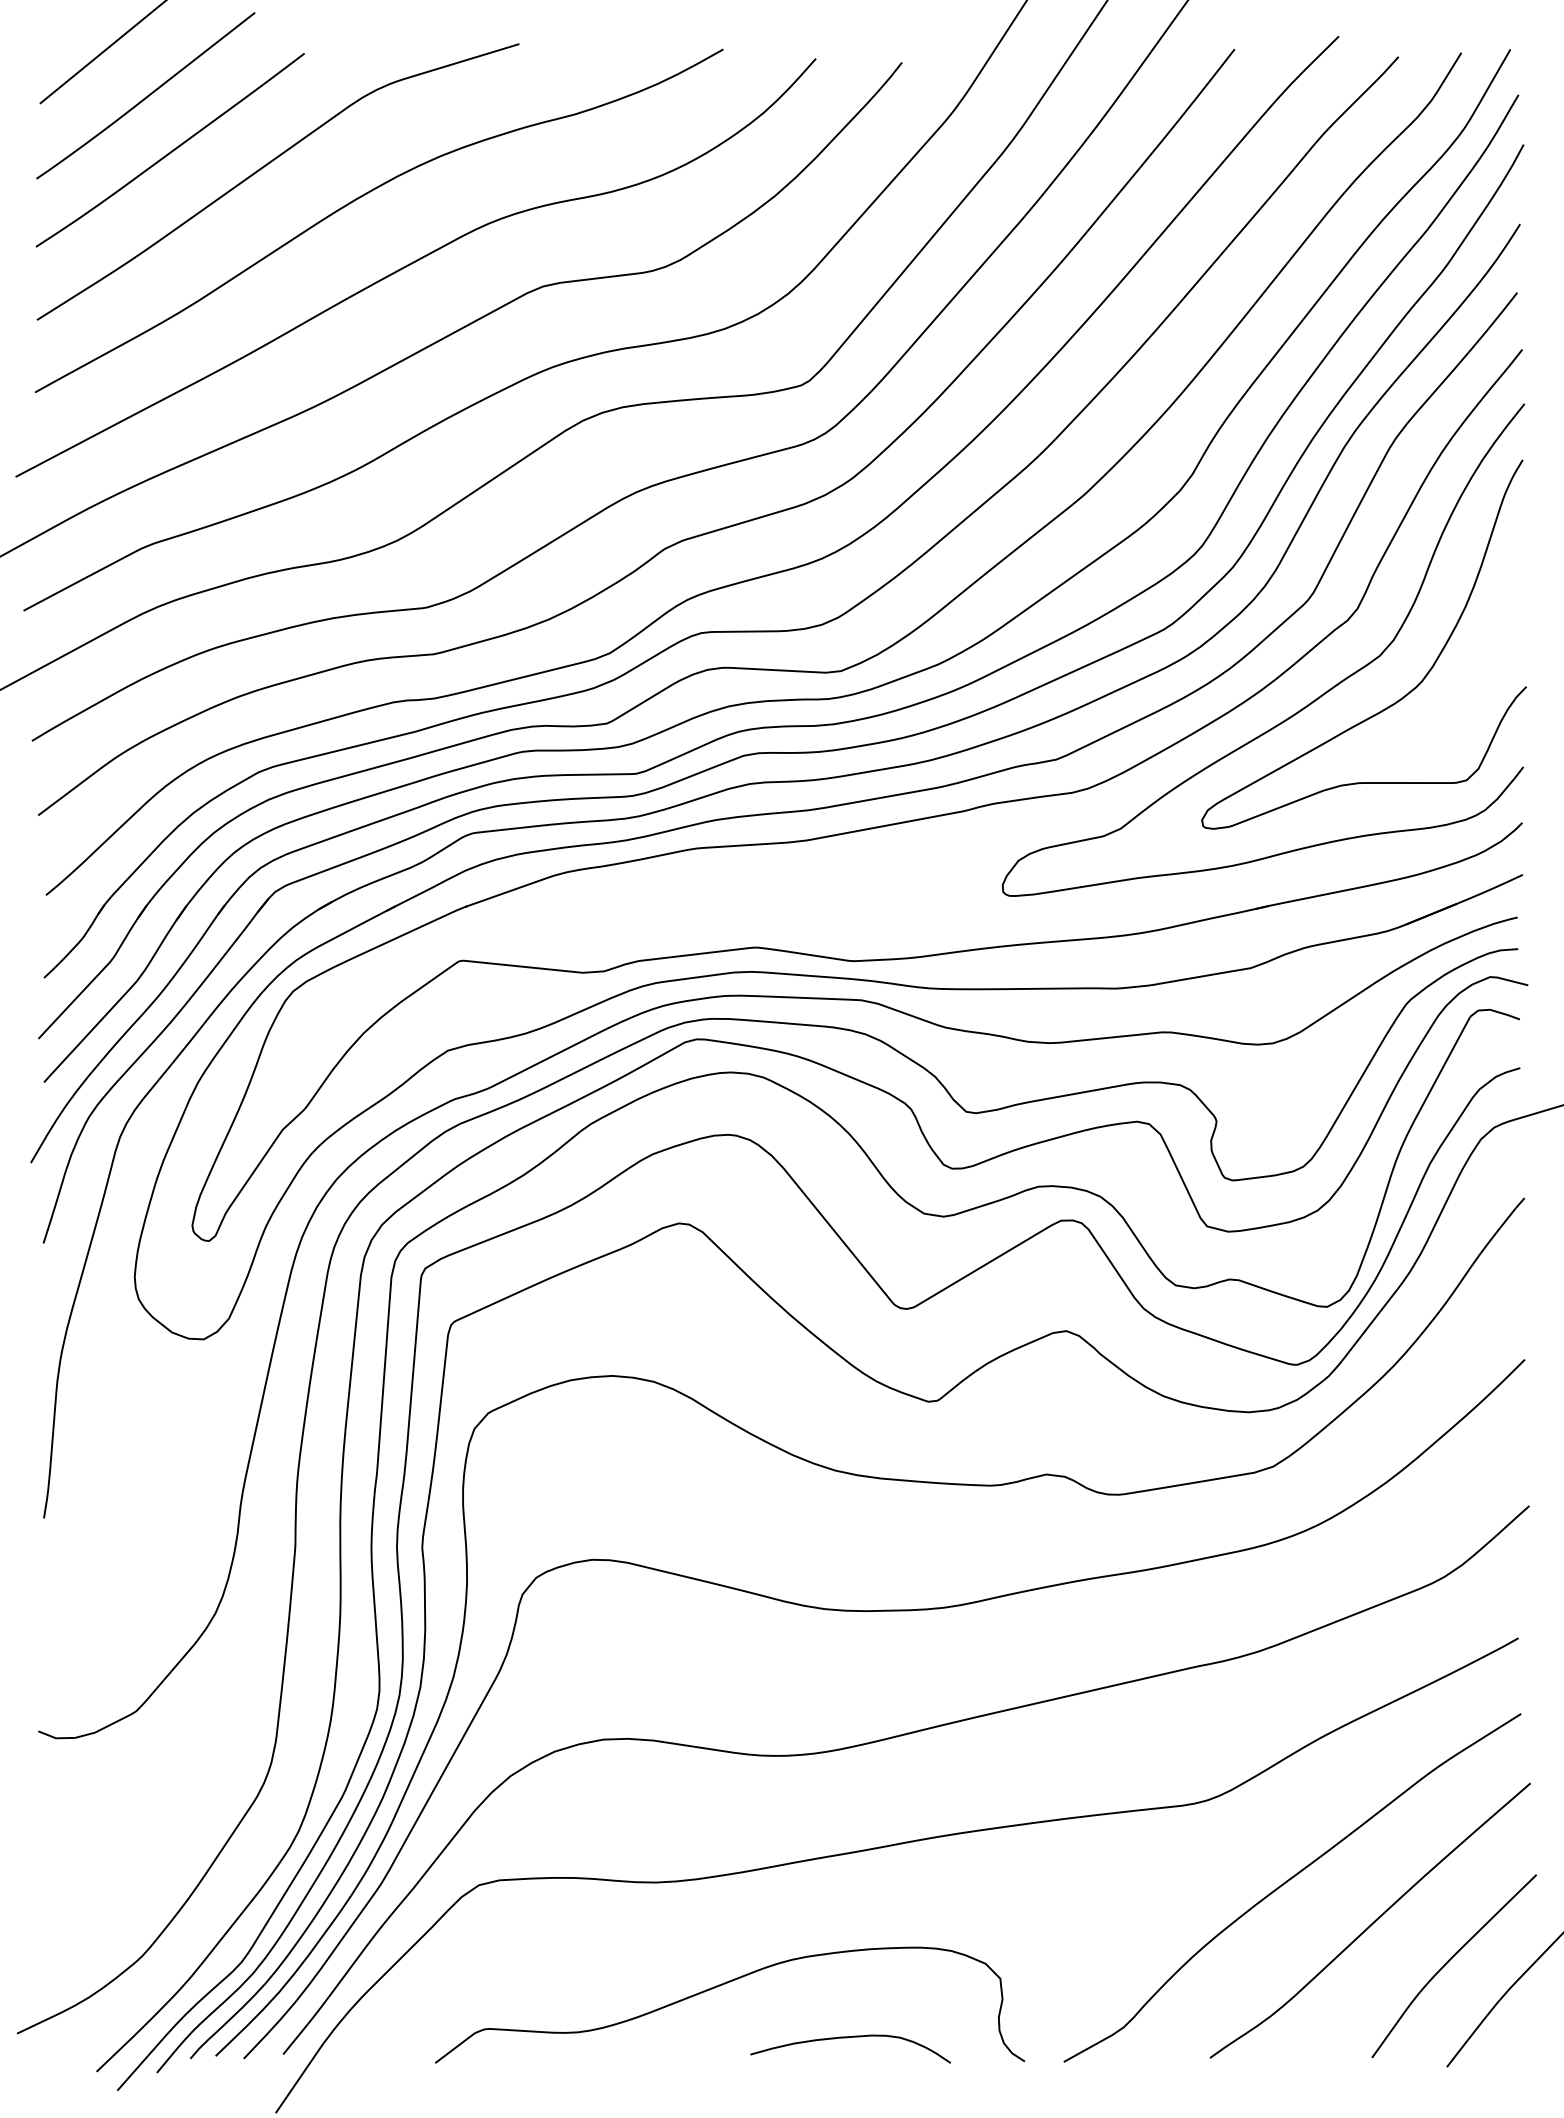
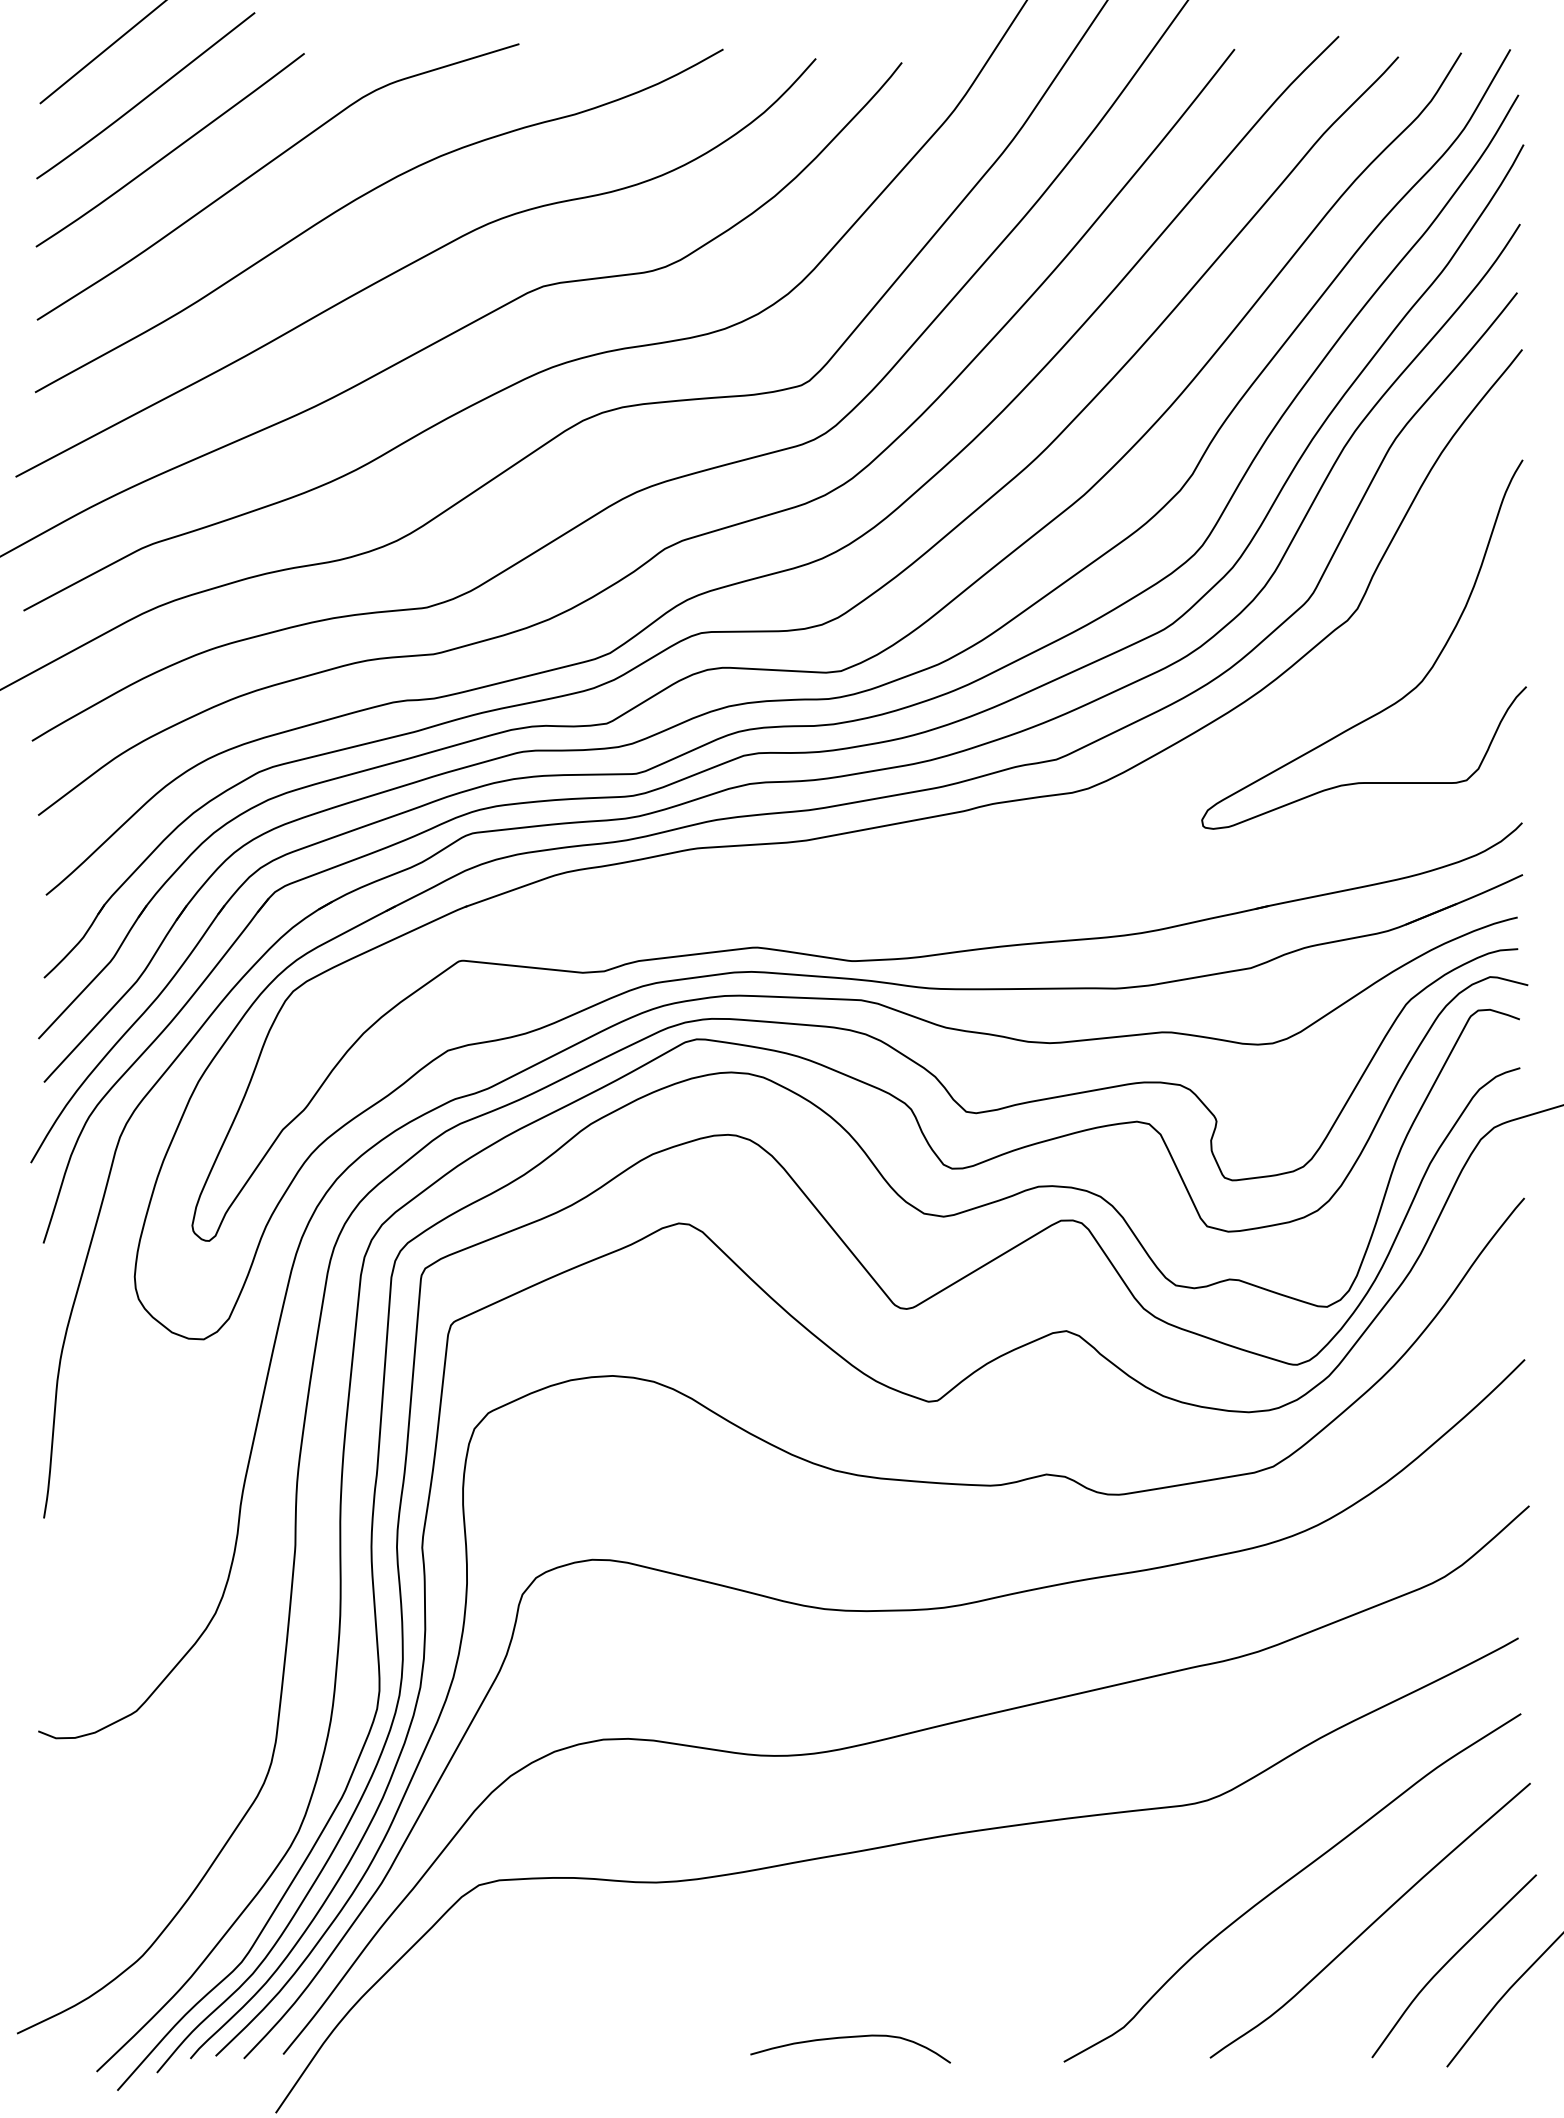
curve: present -> none (1301, 708)
curve: present -> none (720, 1986)
